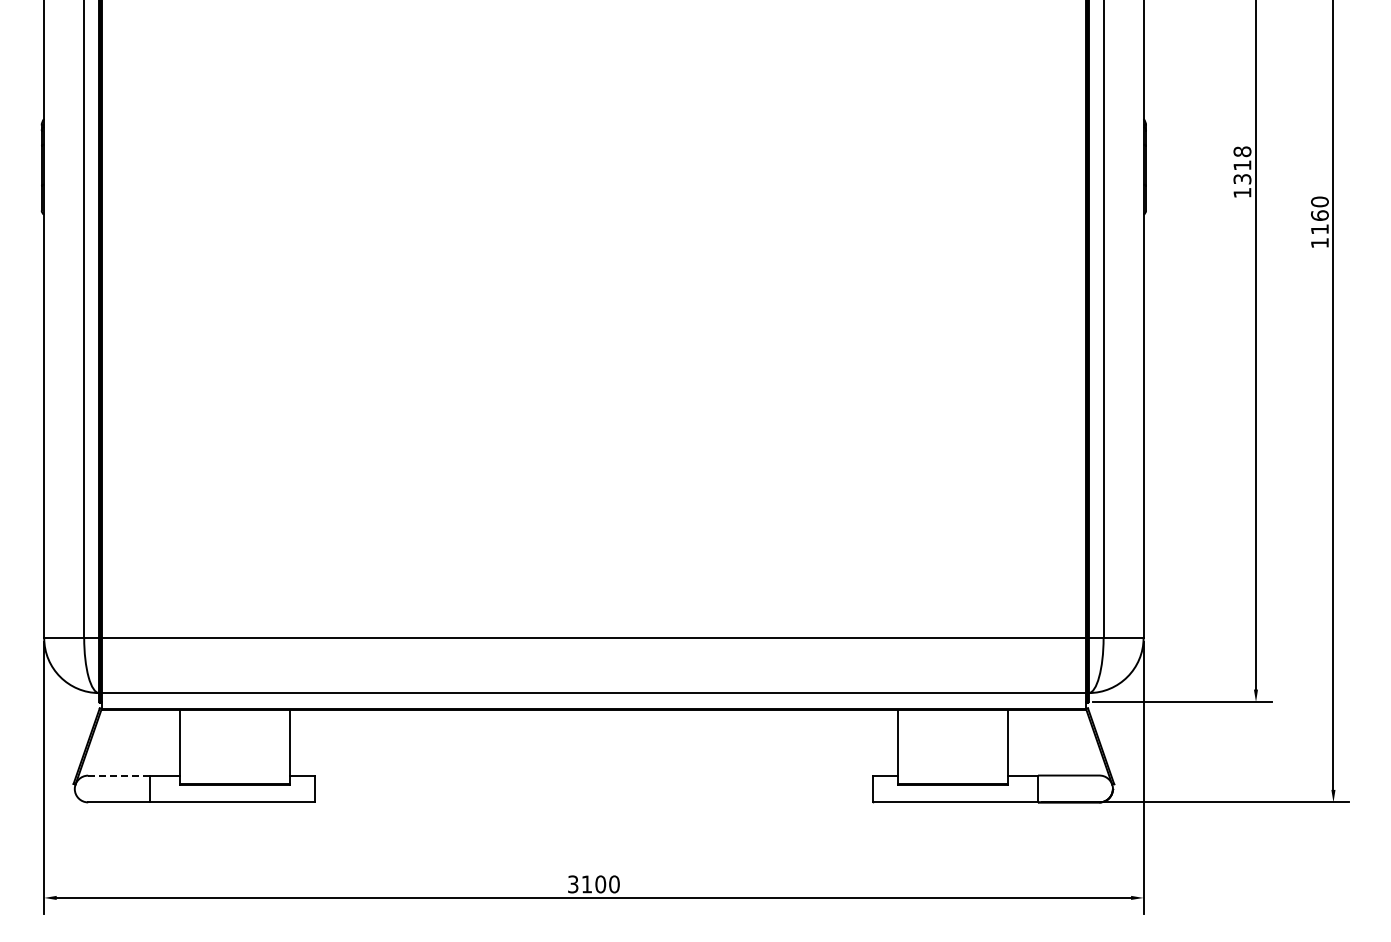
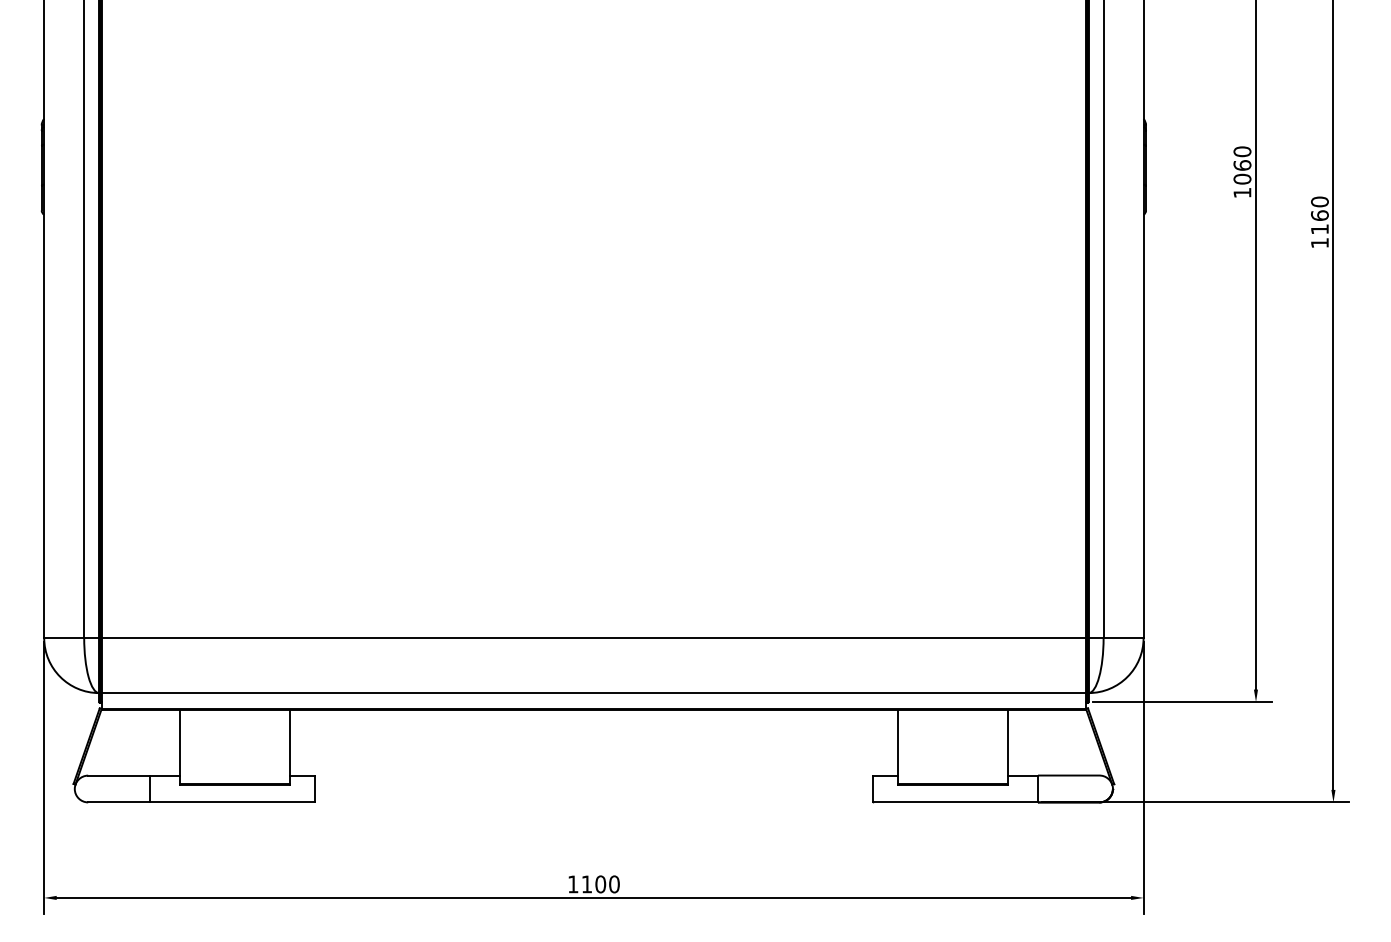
text: 1318 -> 1060 (1242, 165)
line: dashed -> solid (118, 775)
text: 3100 -> 1100 (573, 884)
